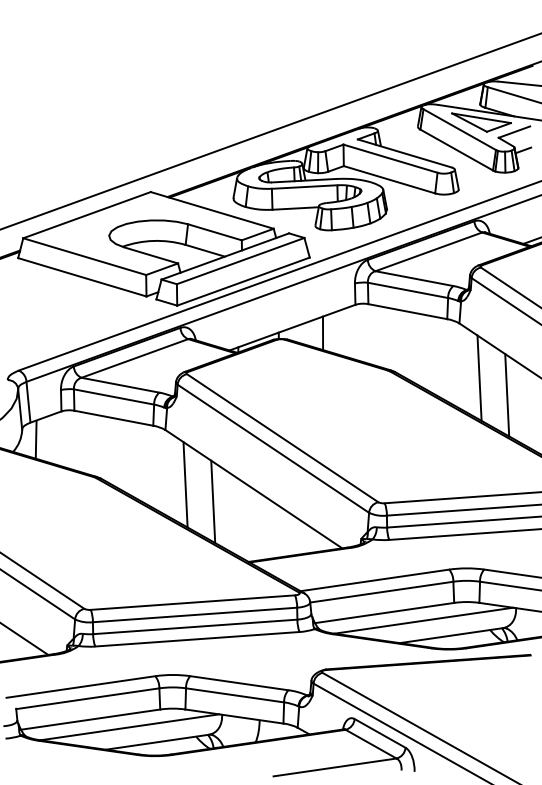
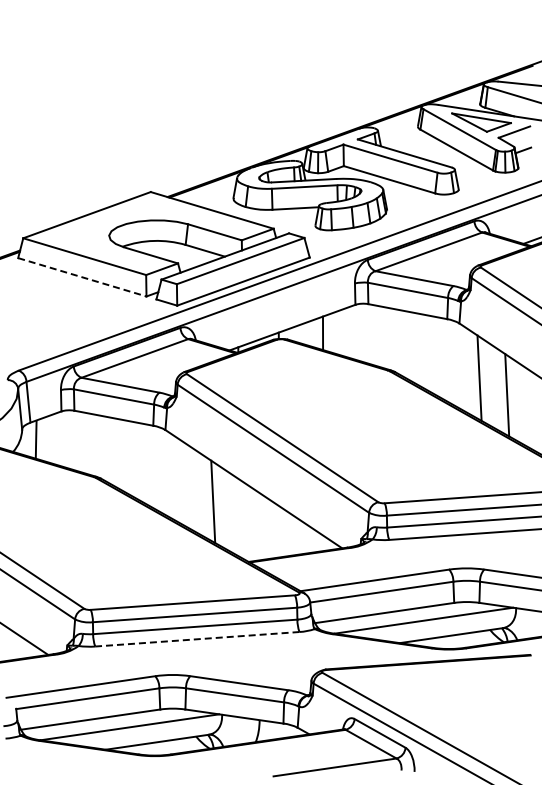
line: present -> none (270, 131)
line: solid -> dashed (82, 277)
line: present -> none (185, 484)
line: solid -> dashed (196, 639)
